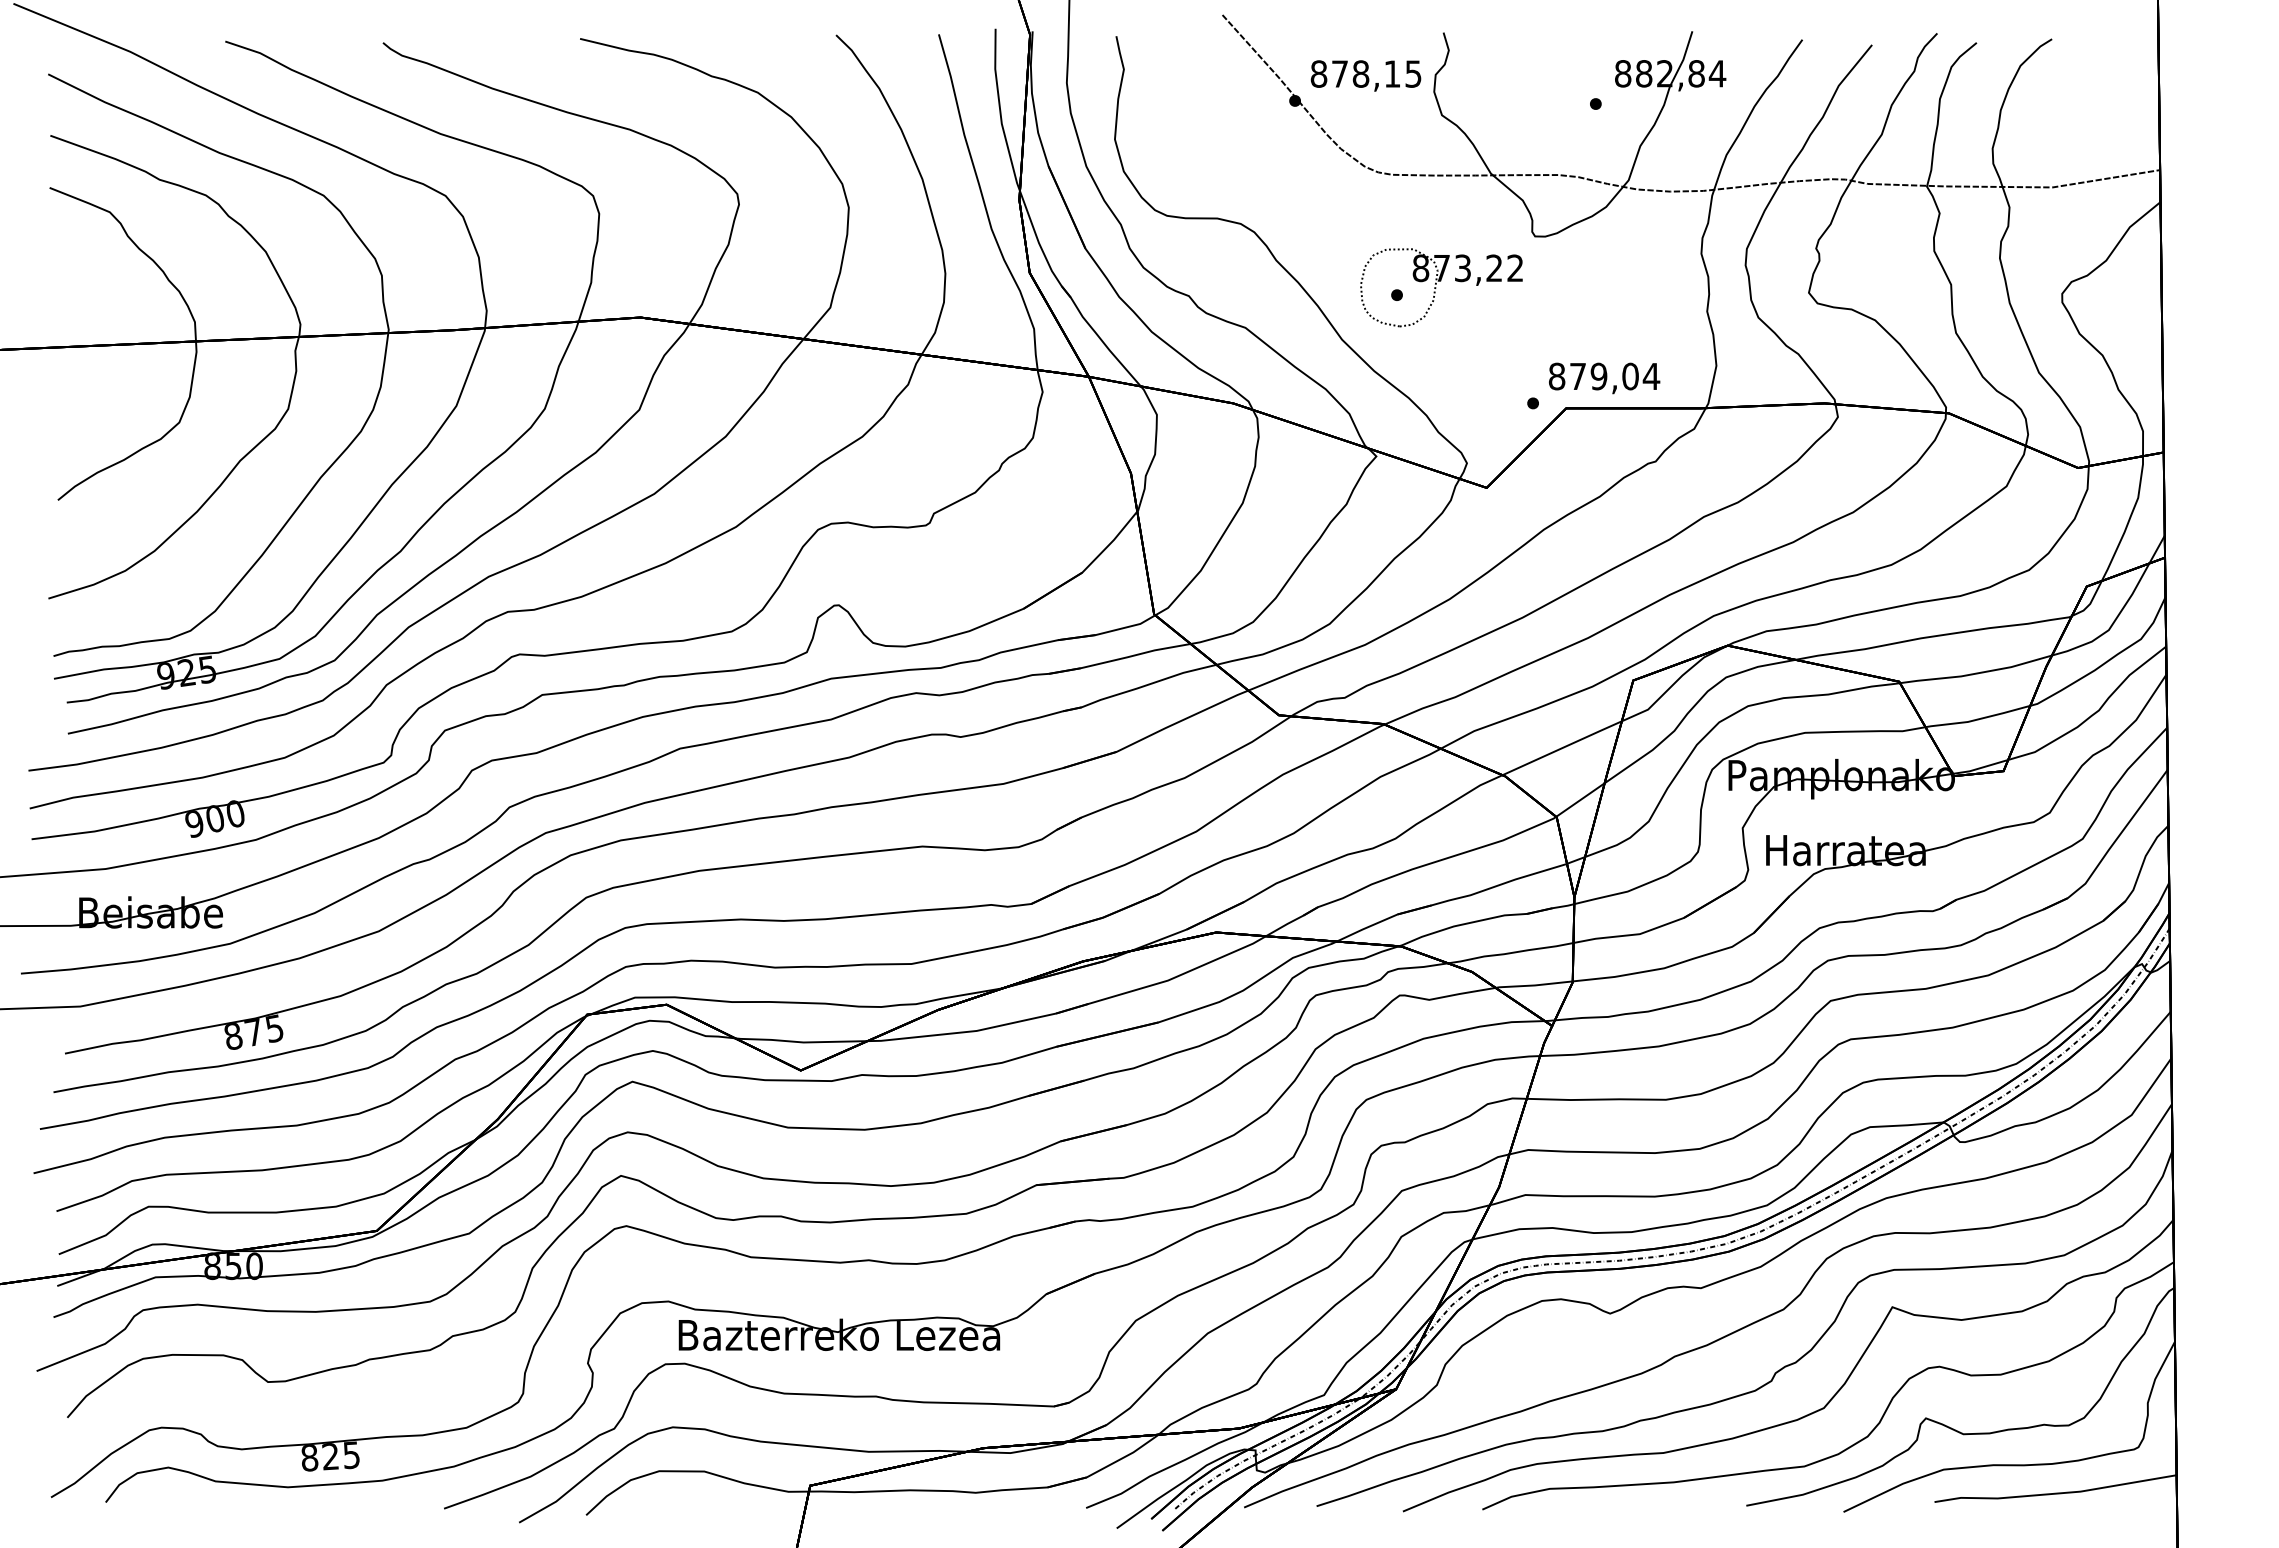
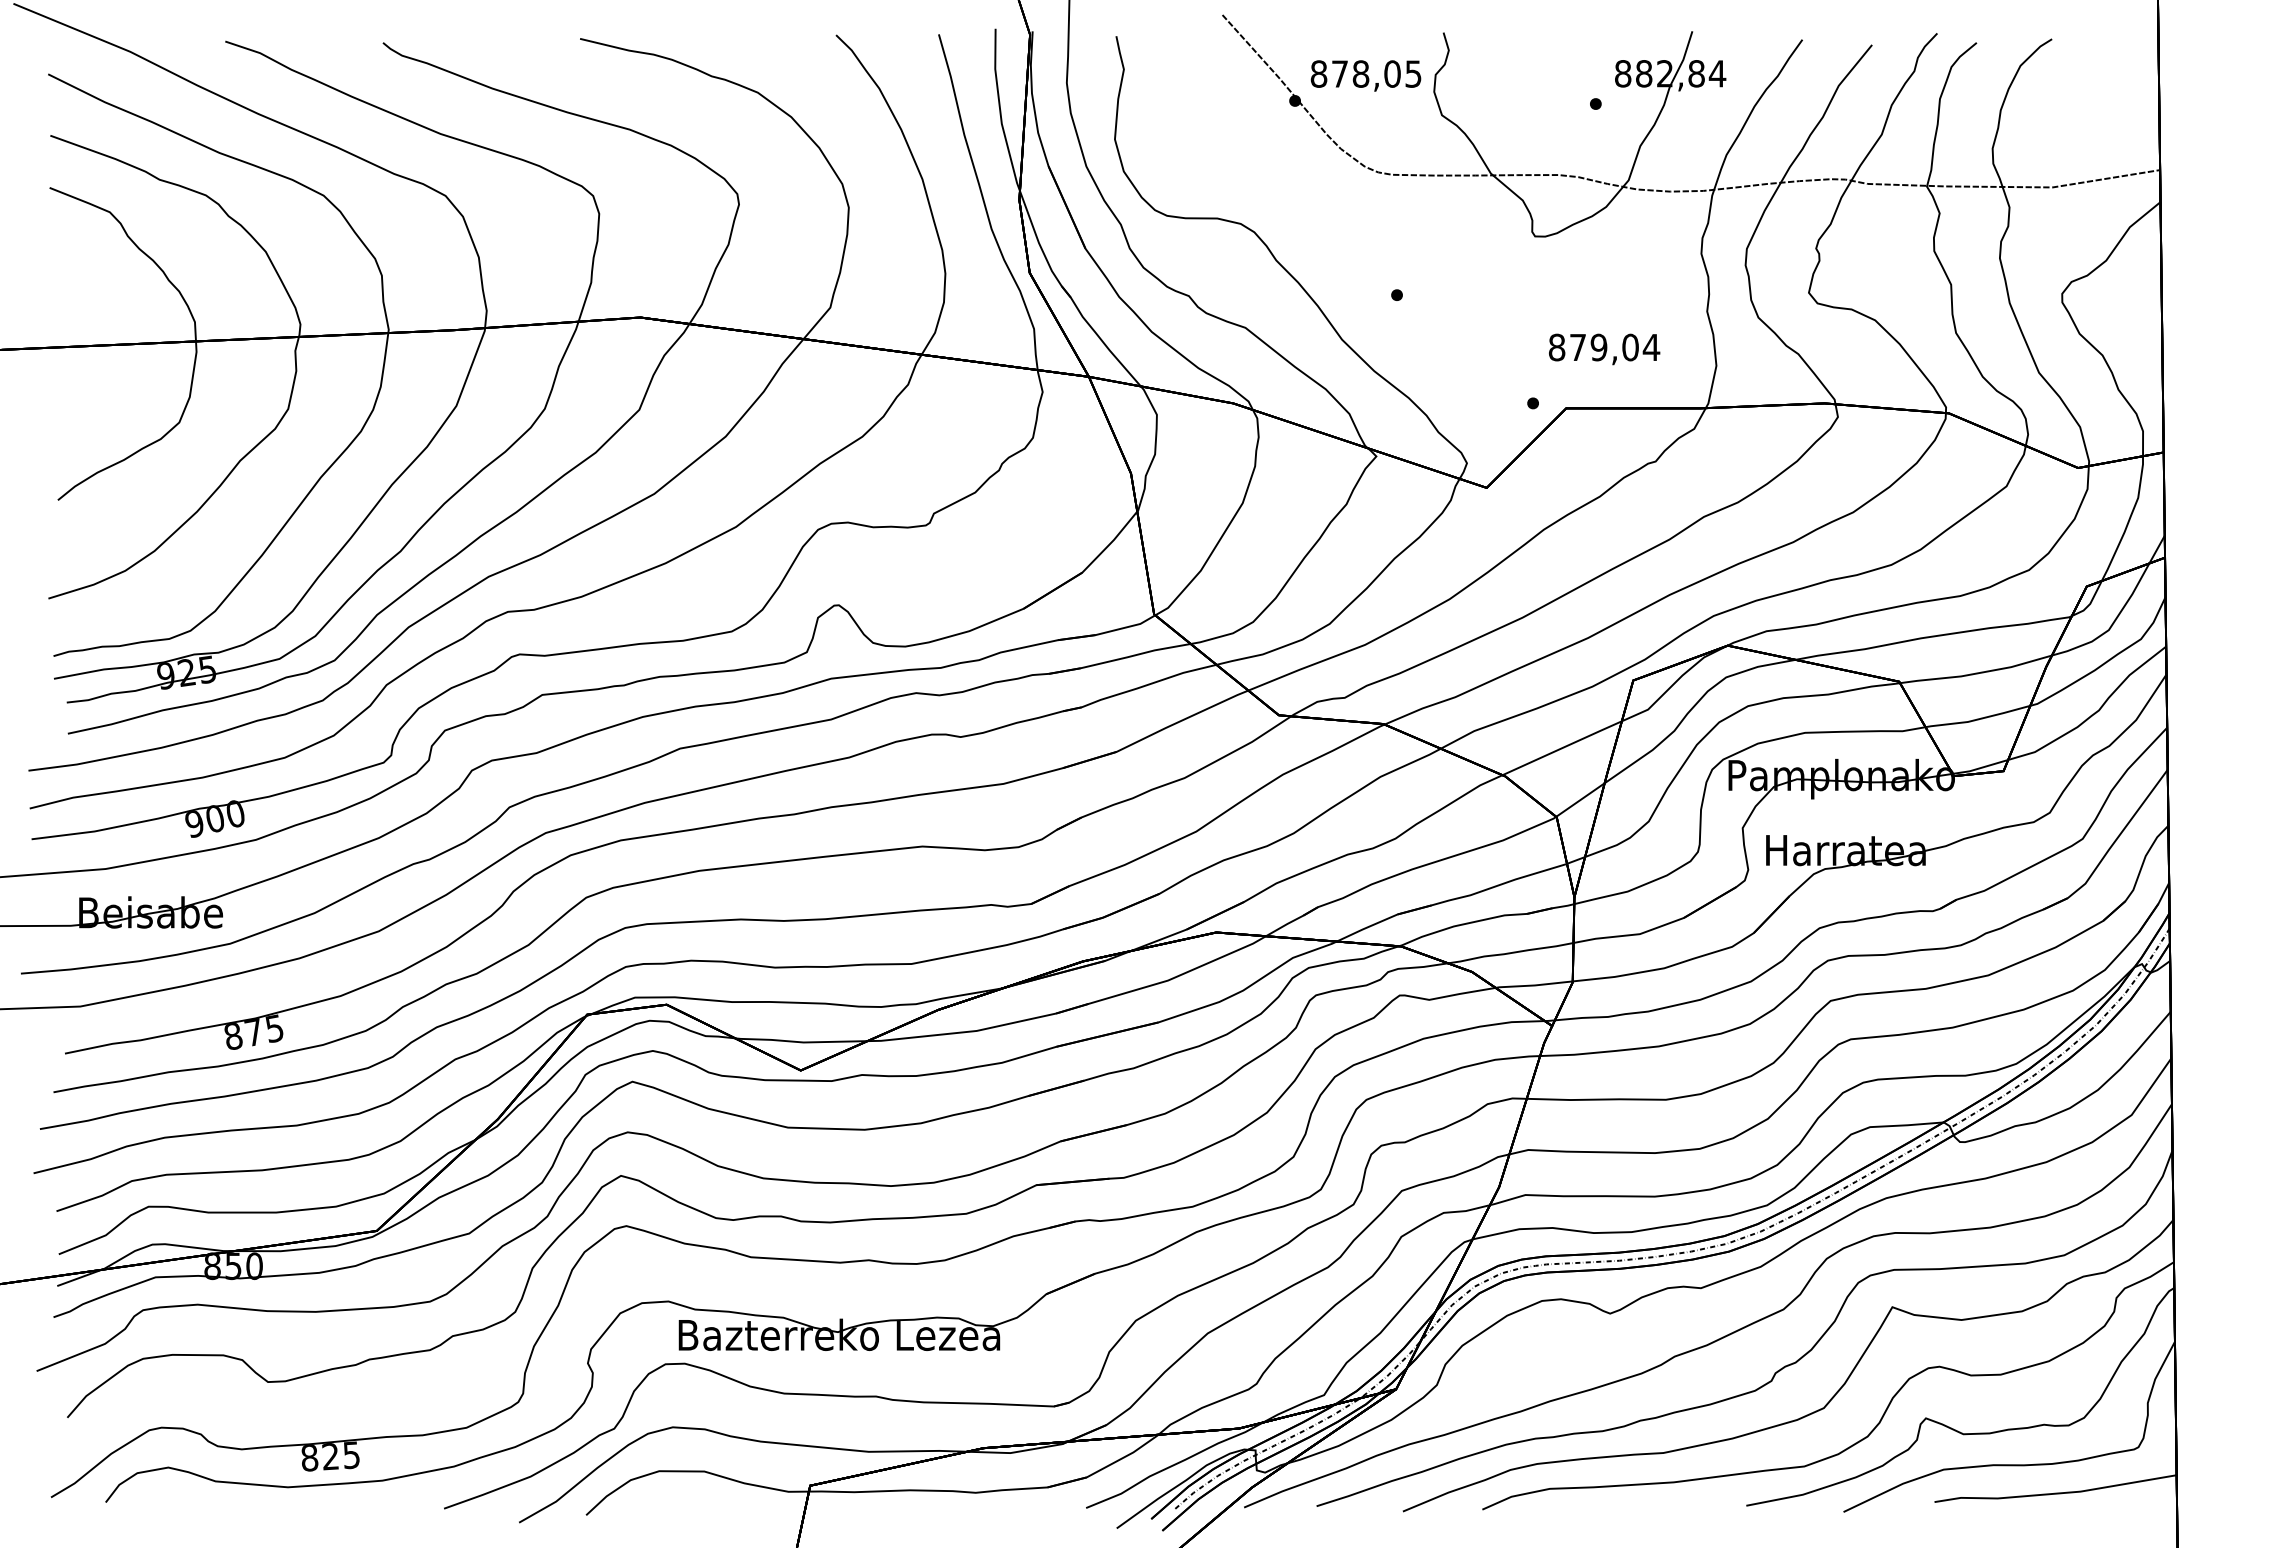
text: 878,15 -> 878,05 (1392, 73)
part: present -> none (1441, 287)
text position: (1604, 378) -> (1604, 349) (1604, 349)
